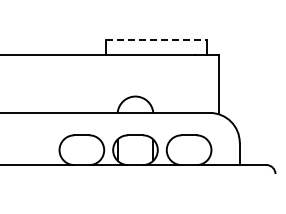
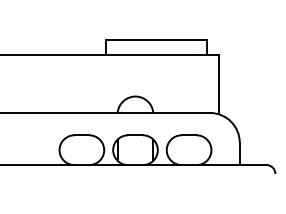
line: dashed -> solid (156, 39)
